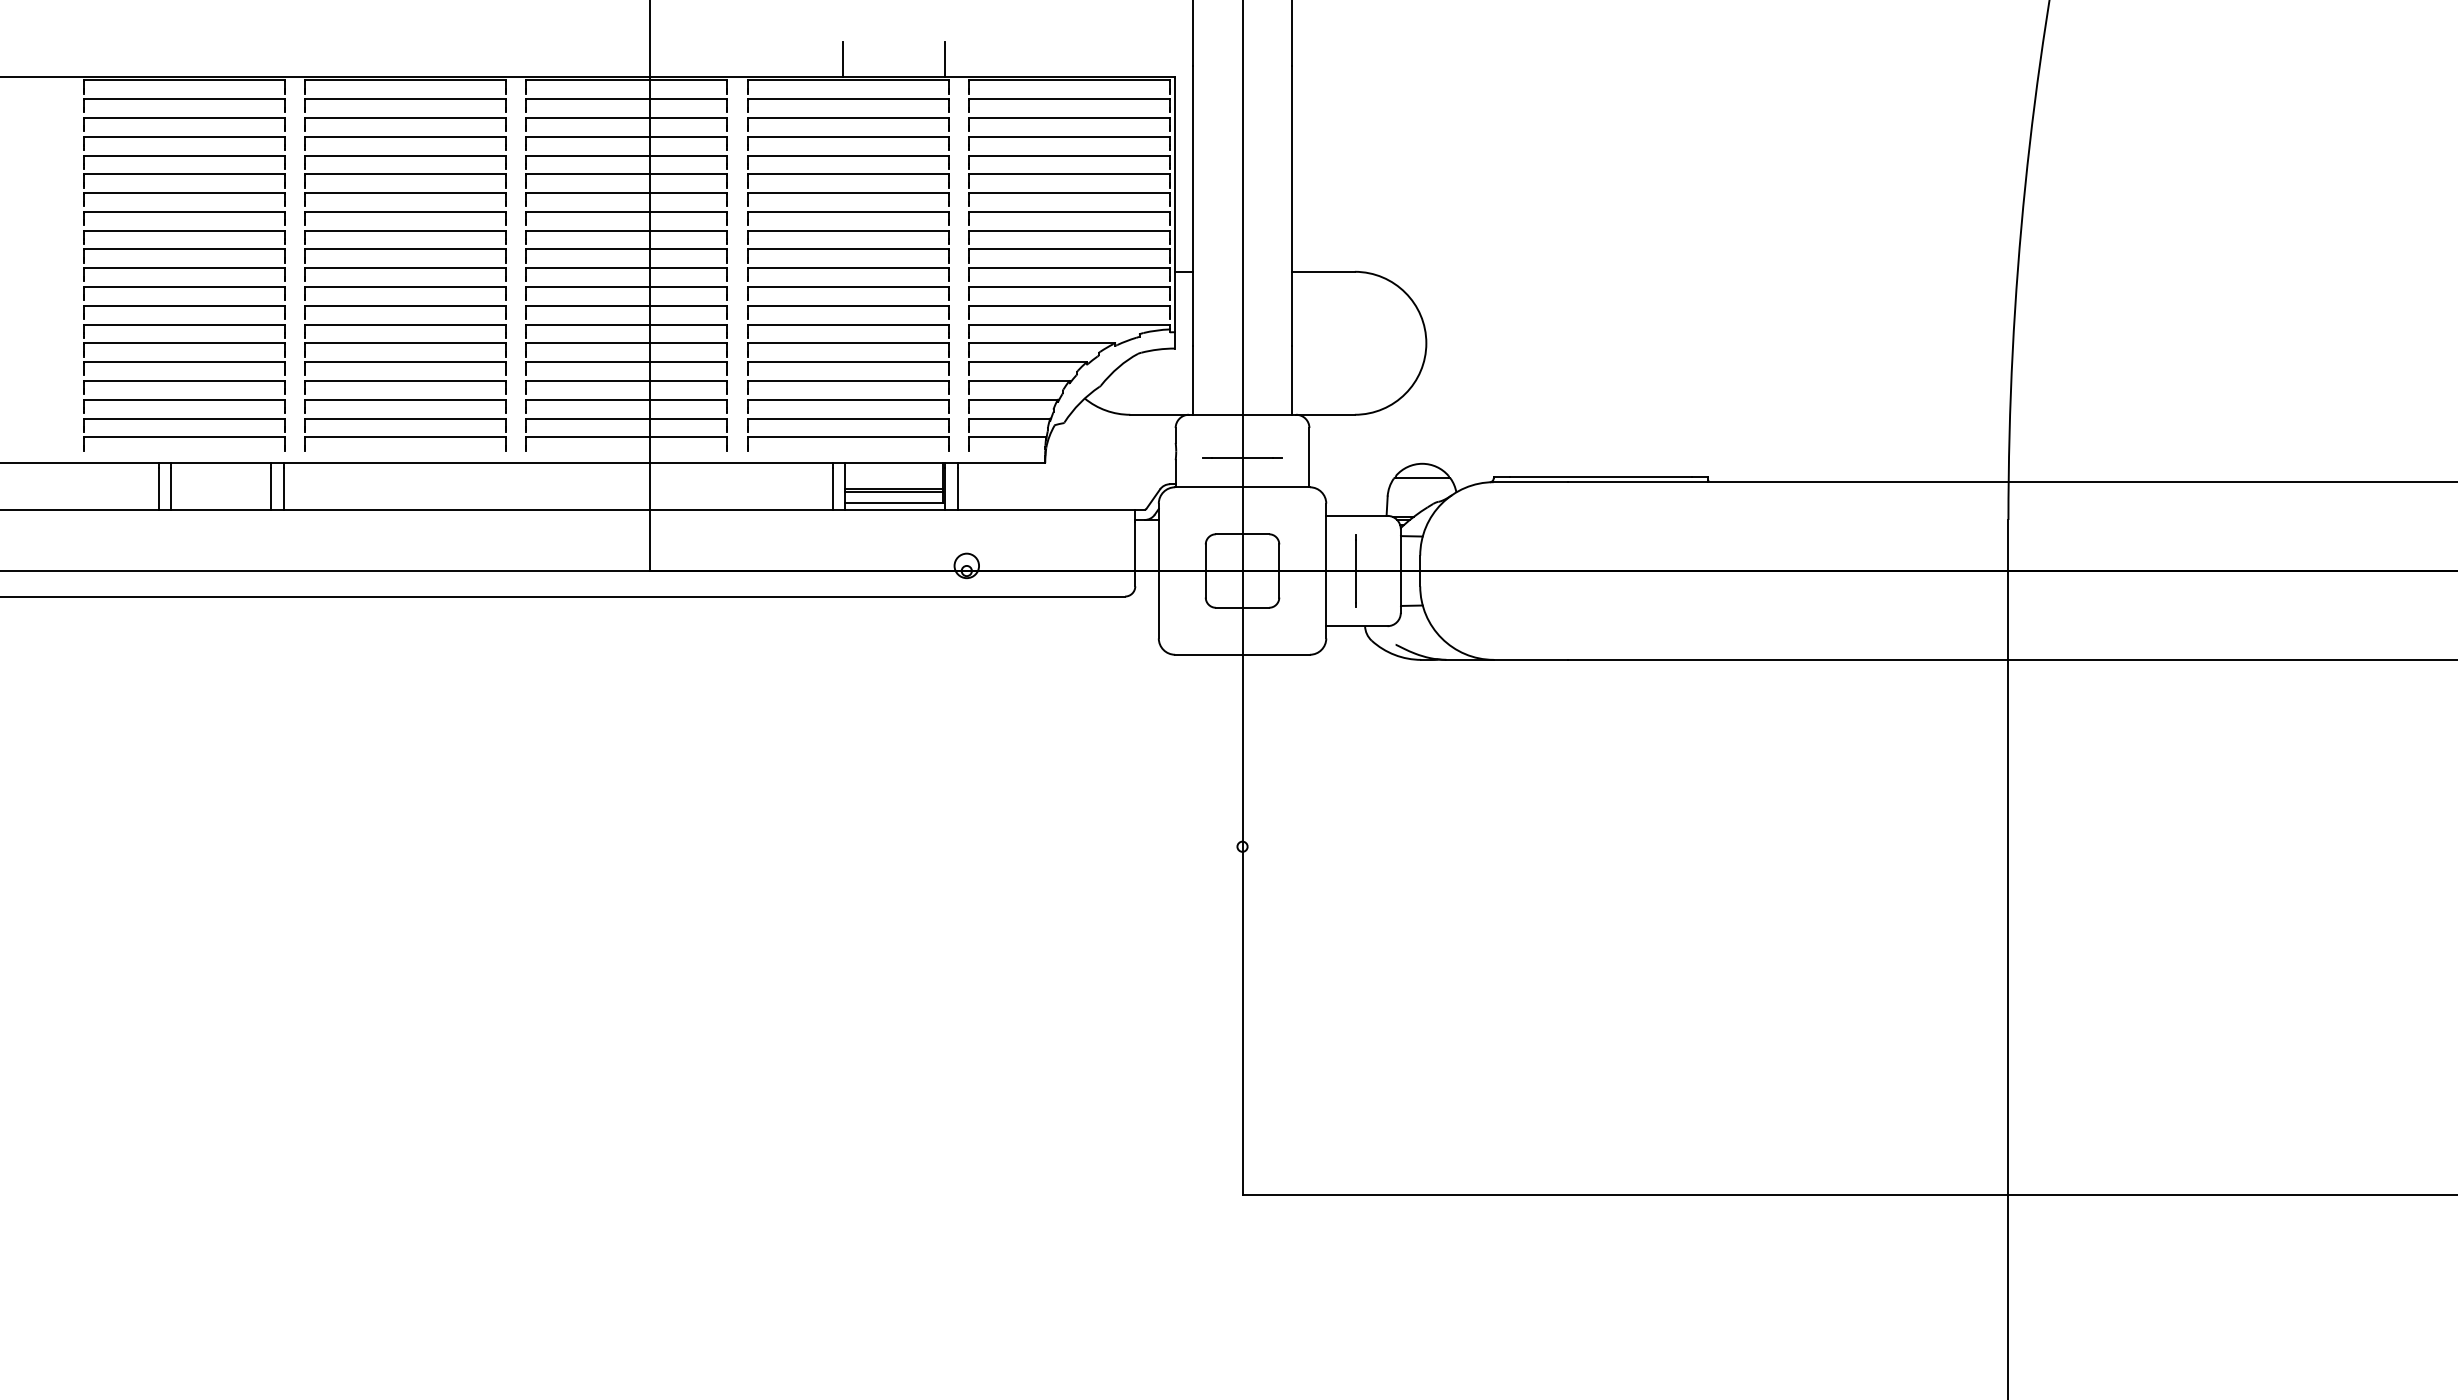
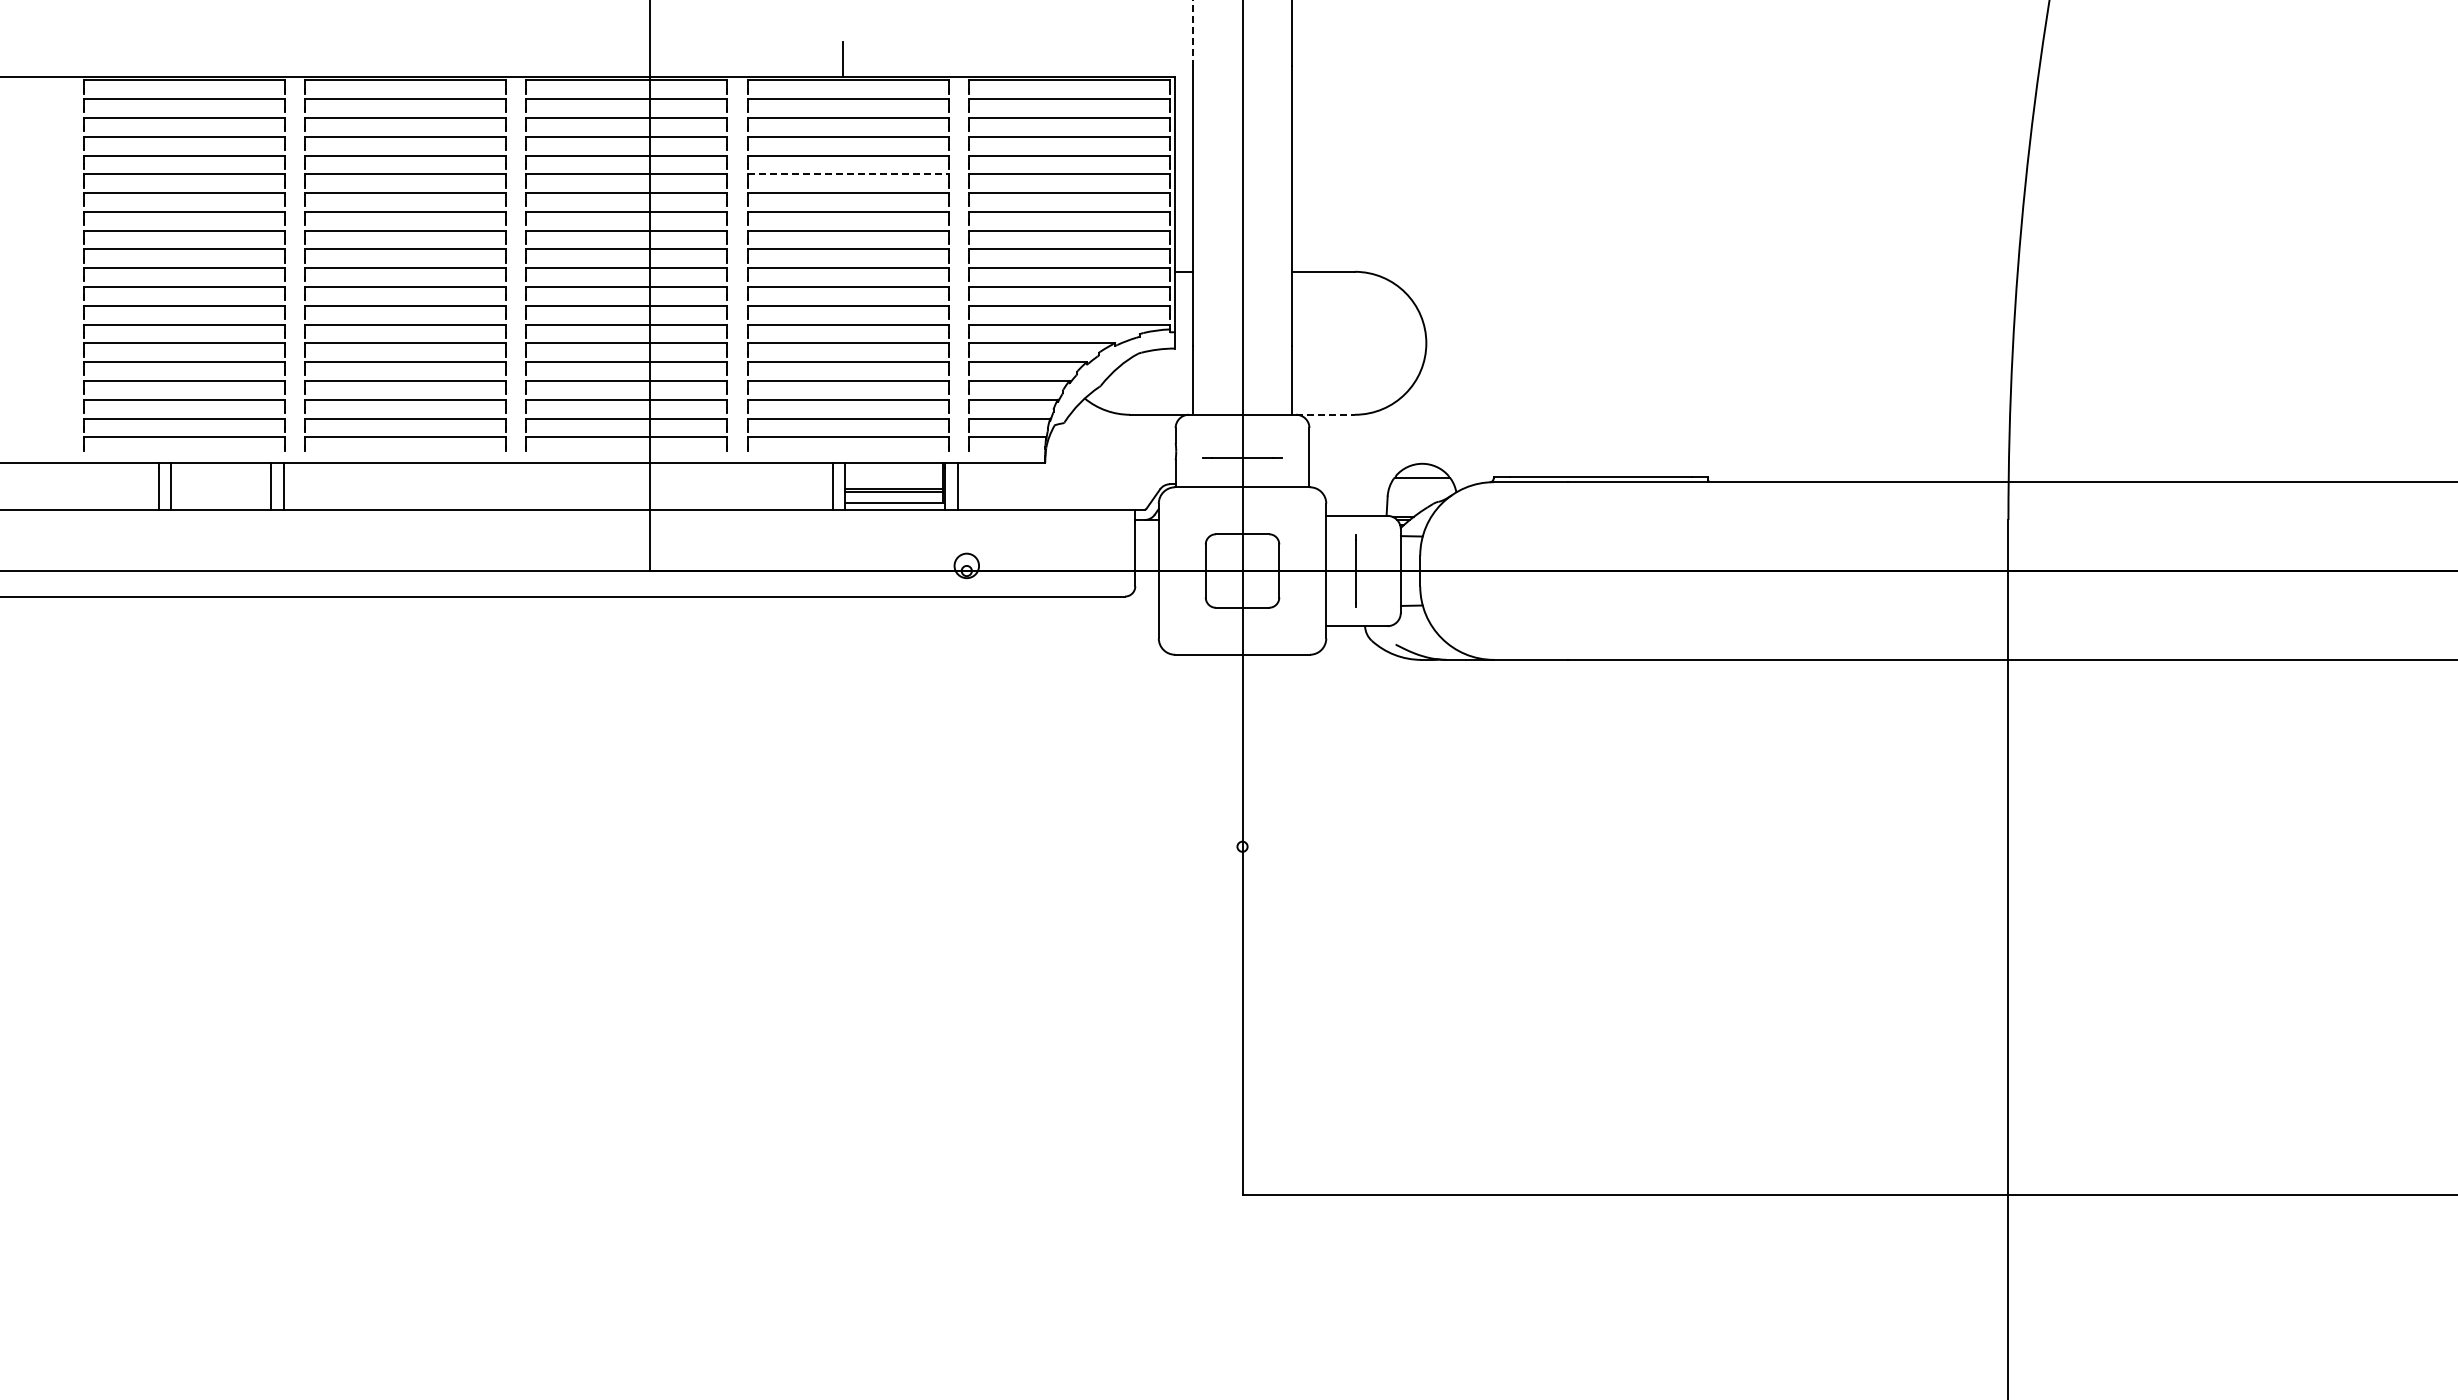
line: solid -> dashed (1193, 33)
line: present -> none (945, 59)
line: solid -> dashed (848, 174)
line: solid -> dashed (1326, 414)
